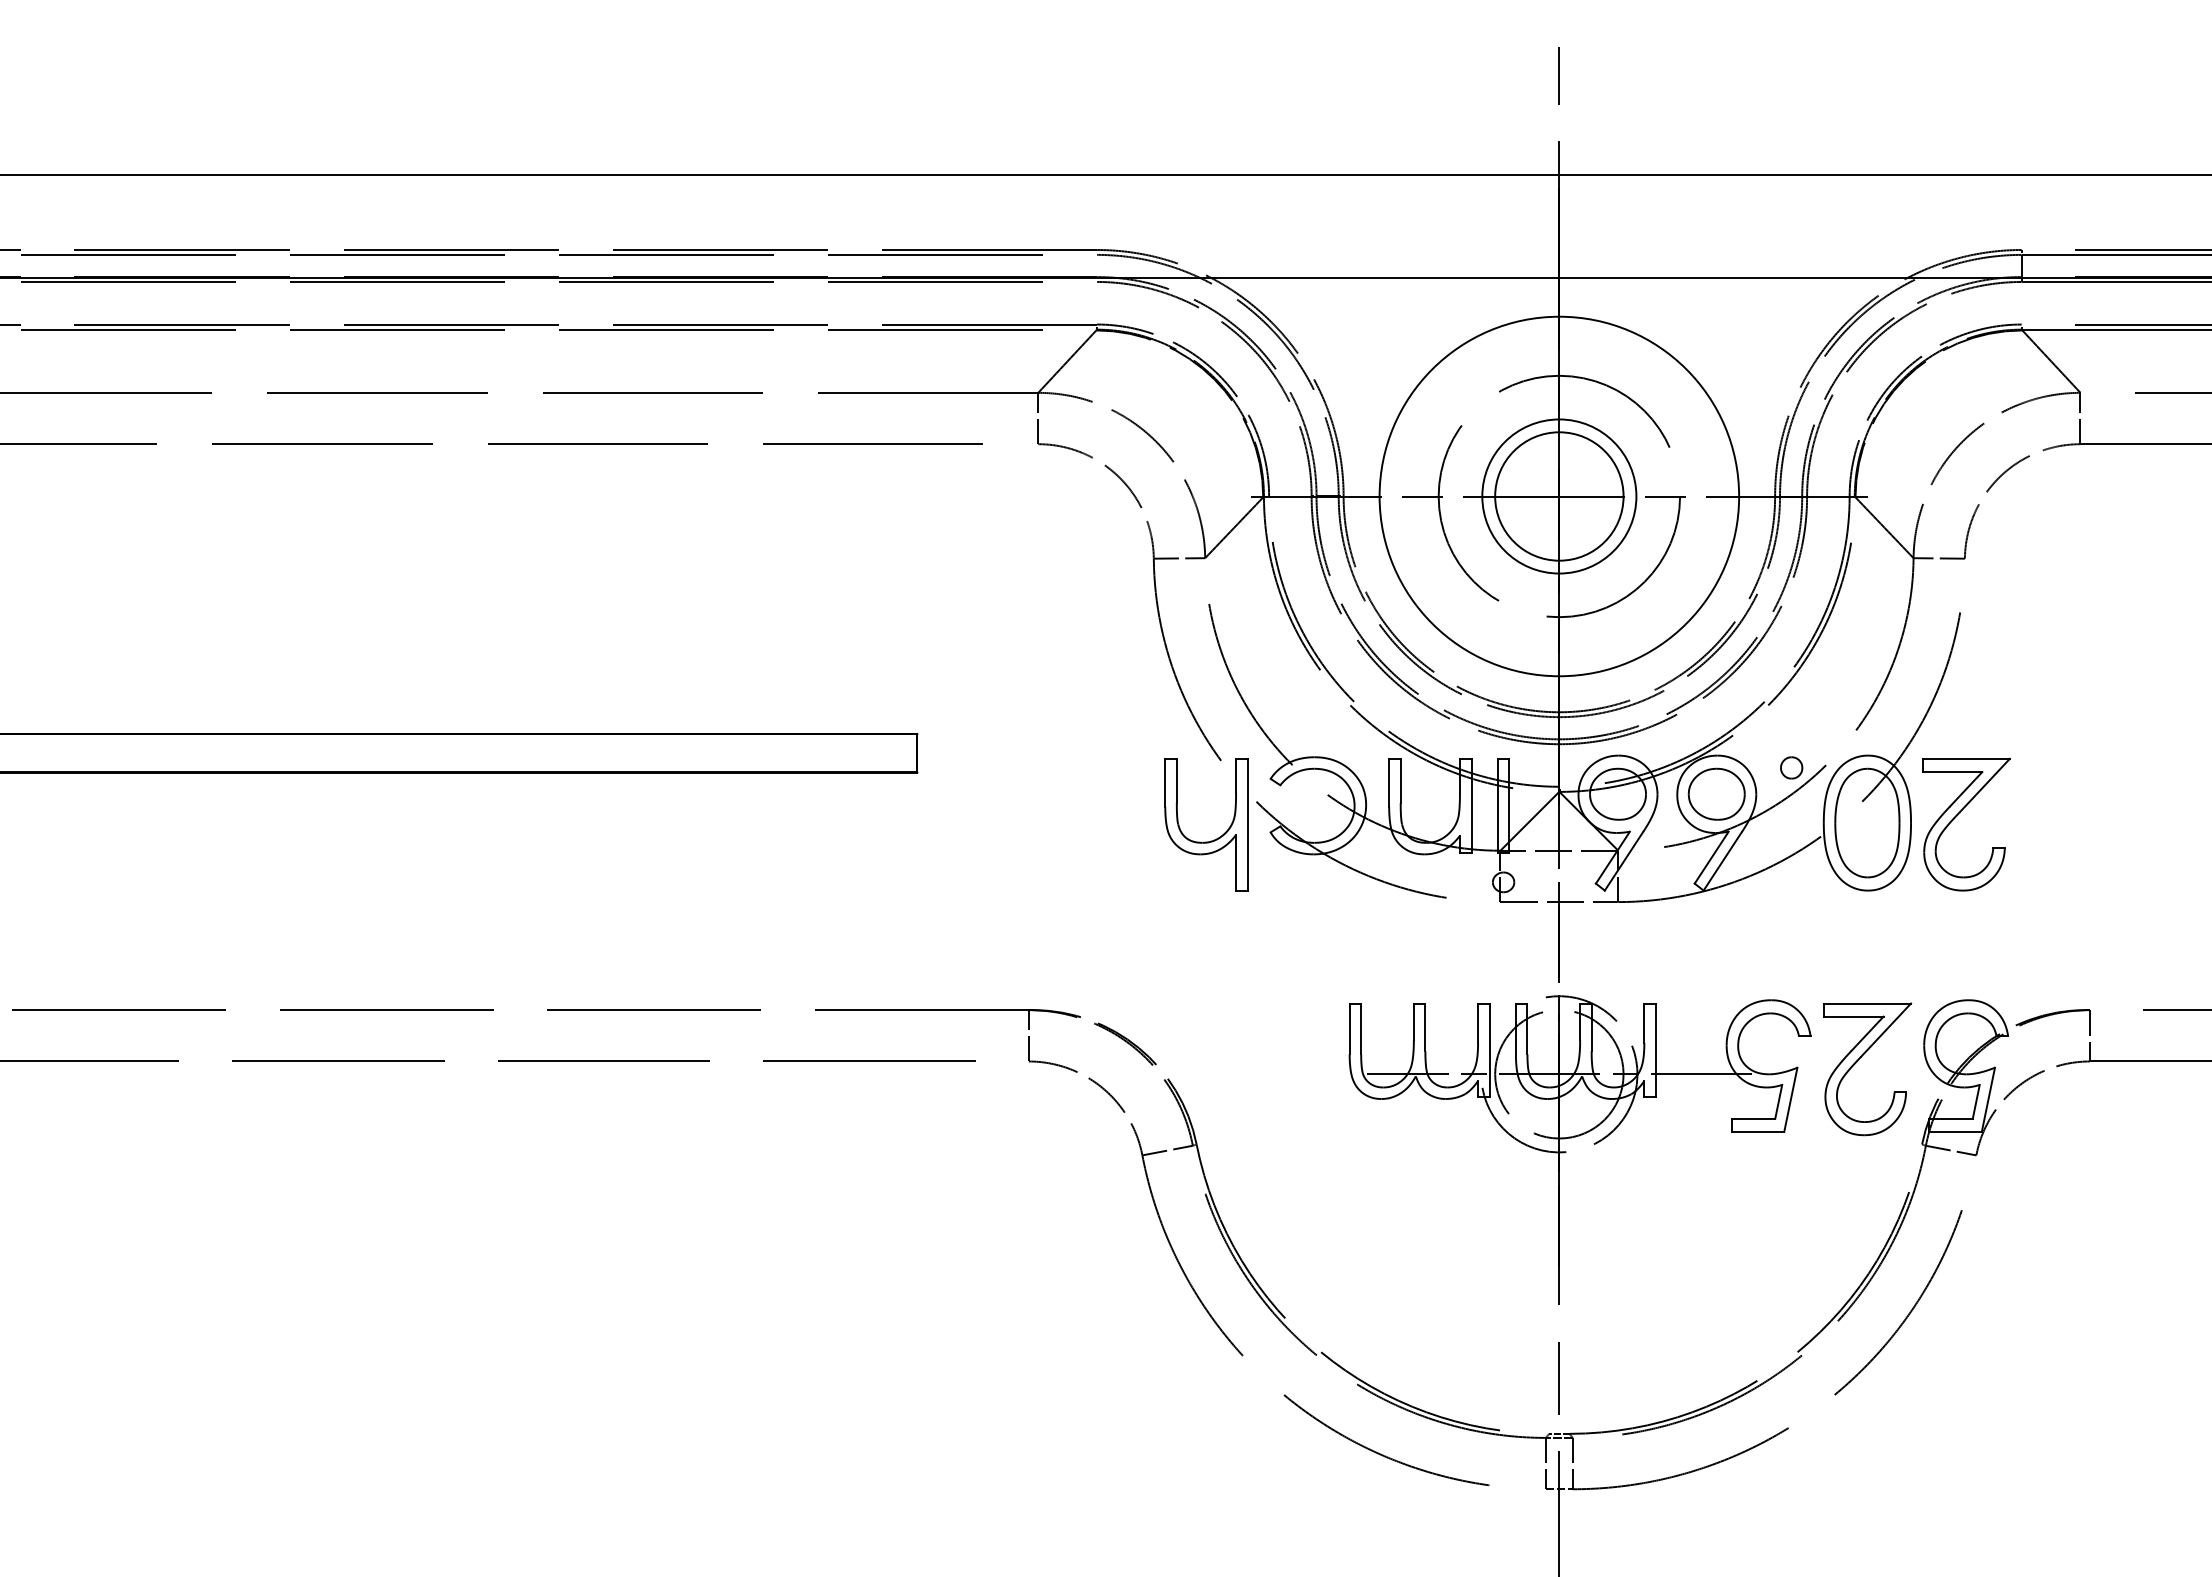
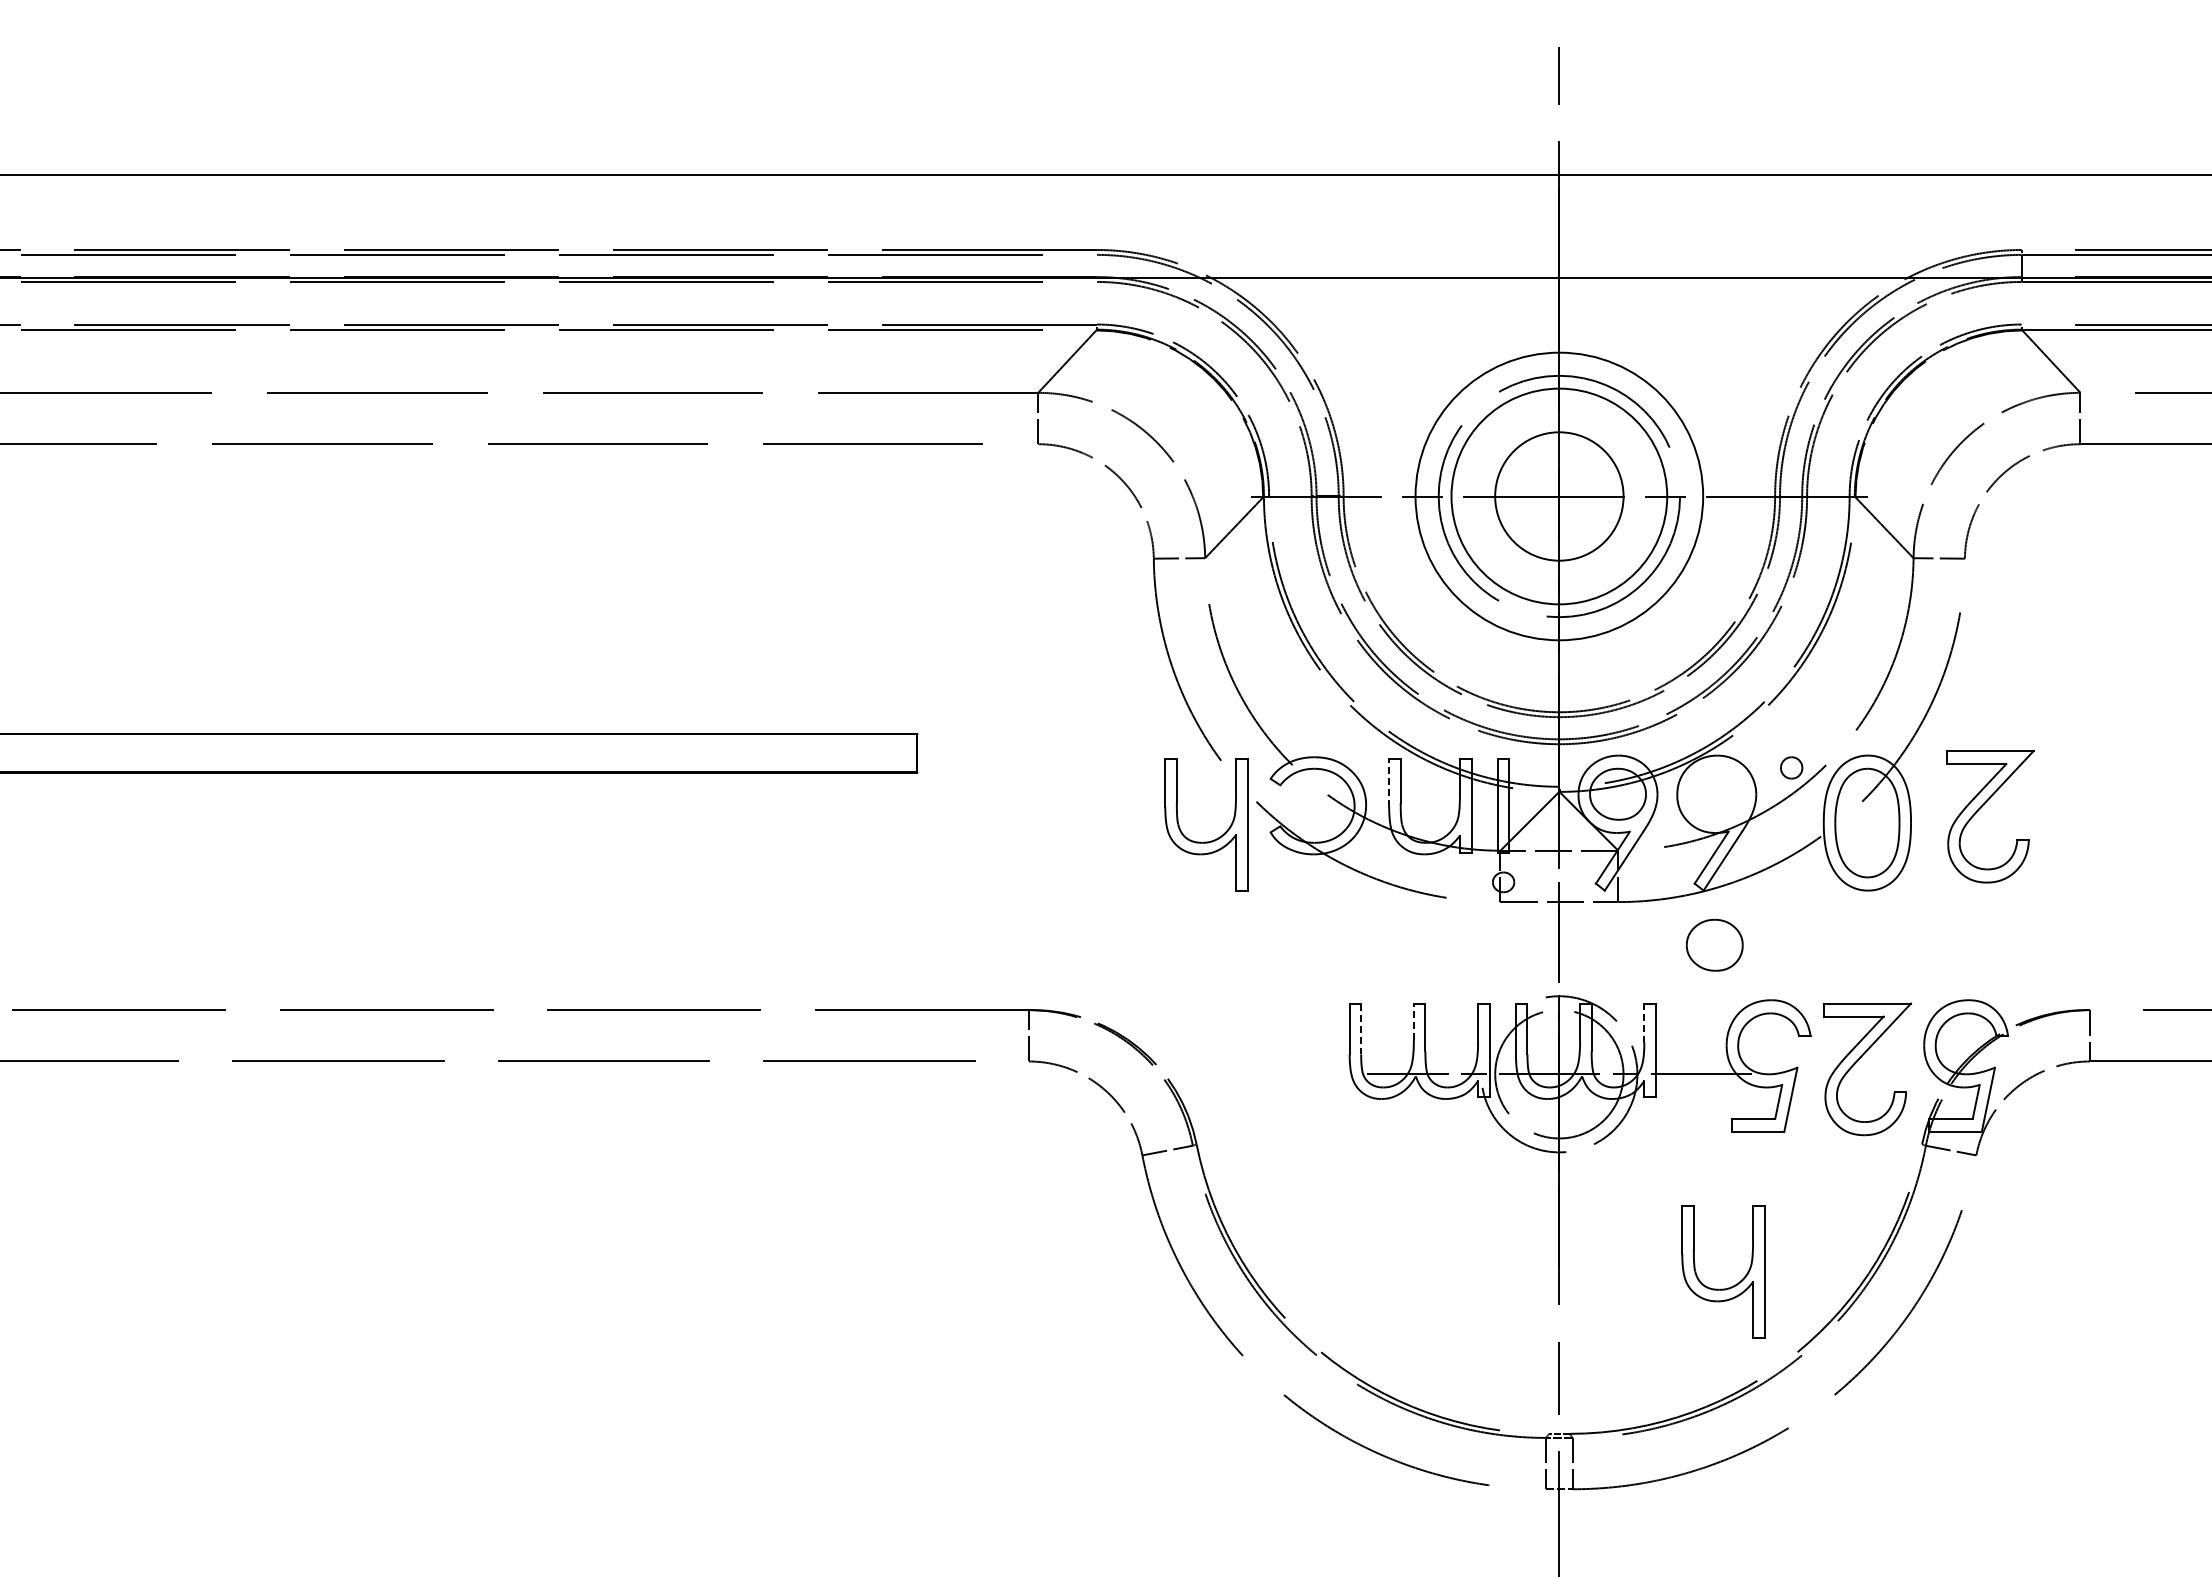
circle diameter: 154 px -> 216 px (1559, 496)
circle diameter: 360 px -> 288 px (1559, 496)
line: solid -> dashed (1389, 782)
part position: (1716, 793) -> (1714, 944) (1714, 944)
part position: (1958, 815) -> (1982, 807) (1982, 807)
line: solid -> dashed (1413, 1021)
line: solid -> dashed (1644, 1023)
line: solid -> dashed (1361, 1029)
part: none -> present (1727, 1287)
